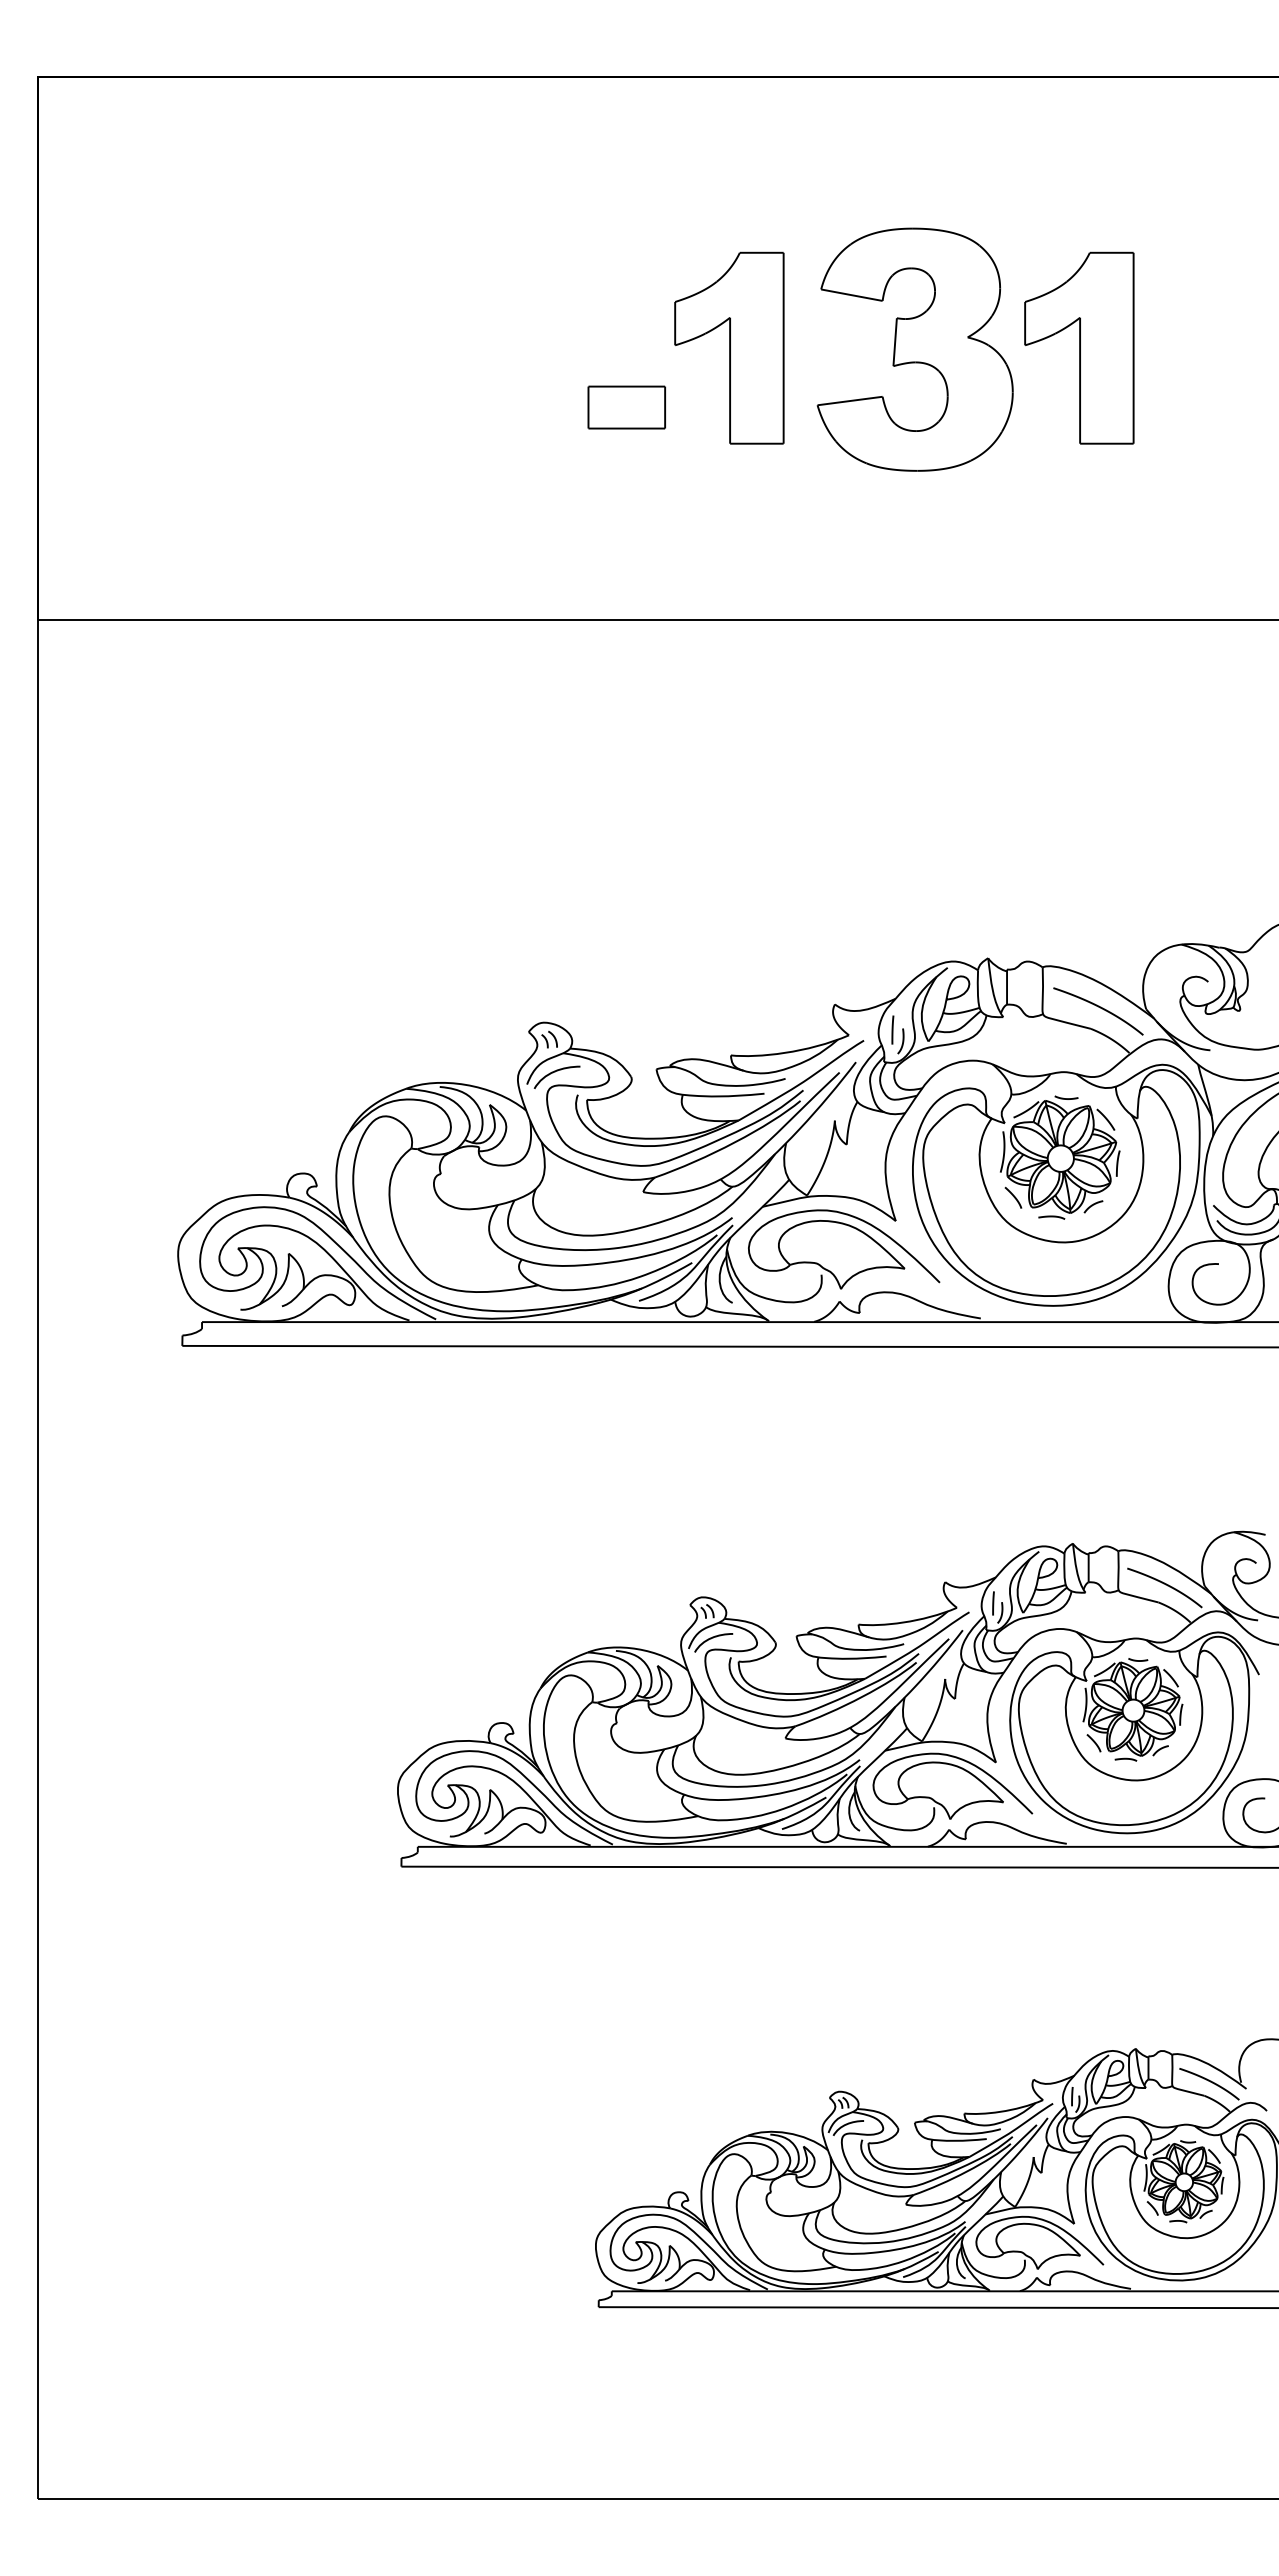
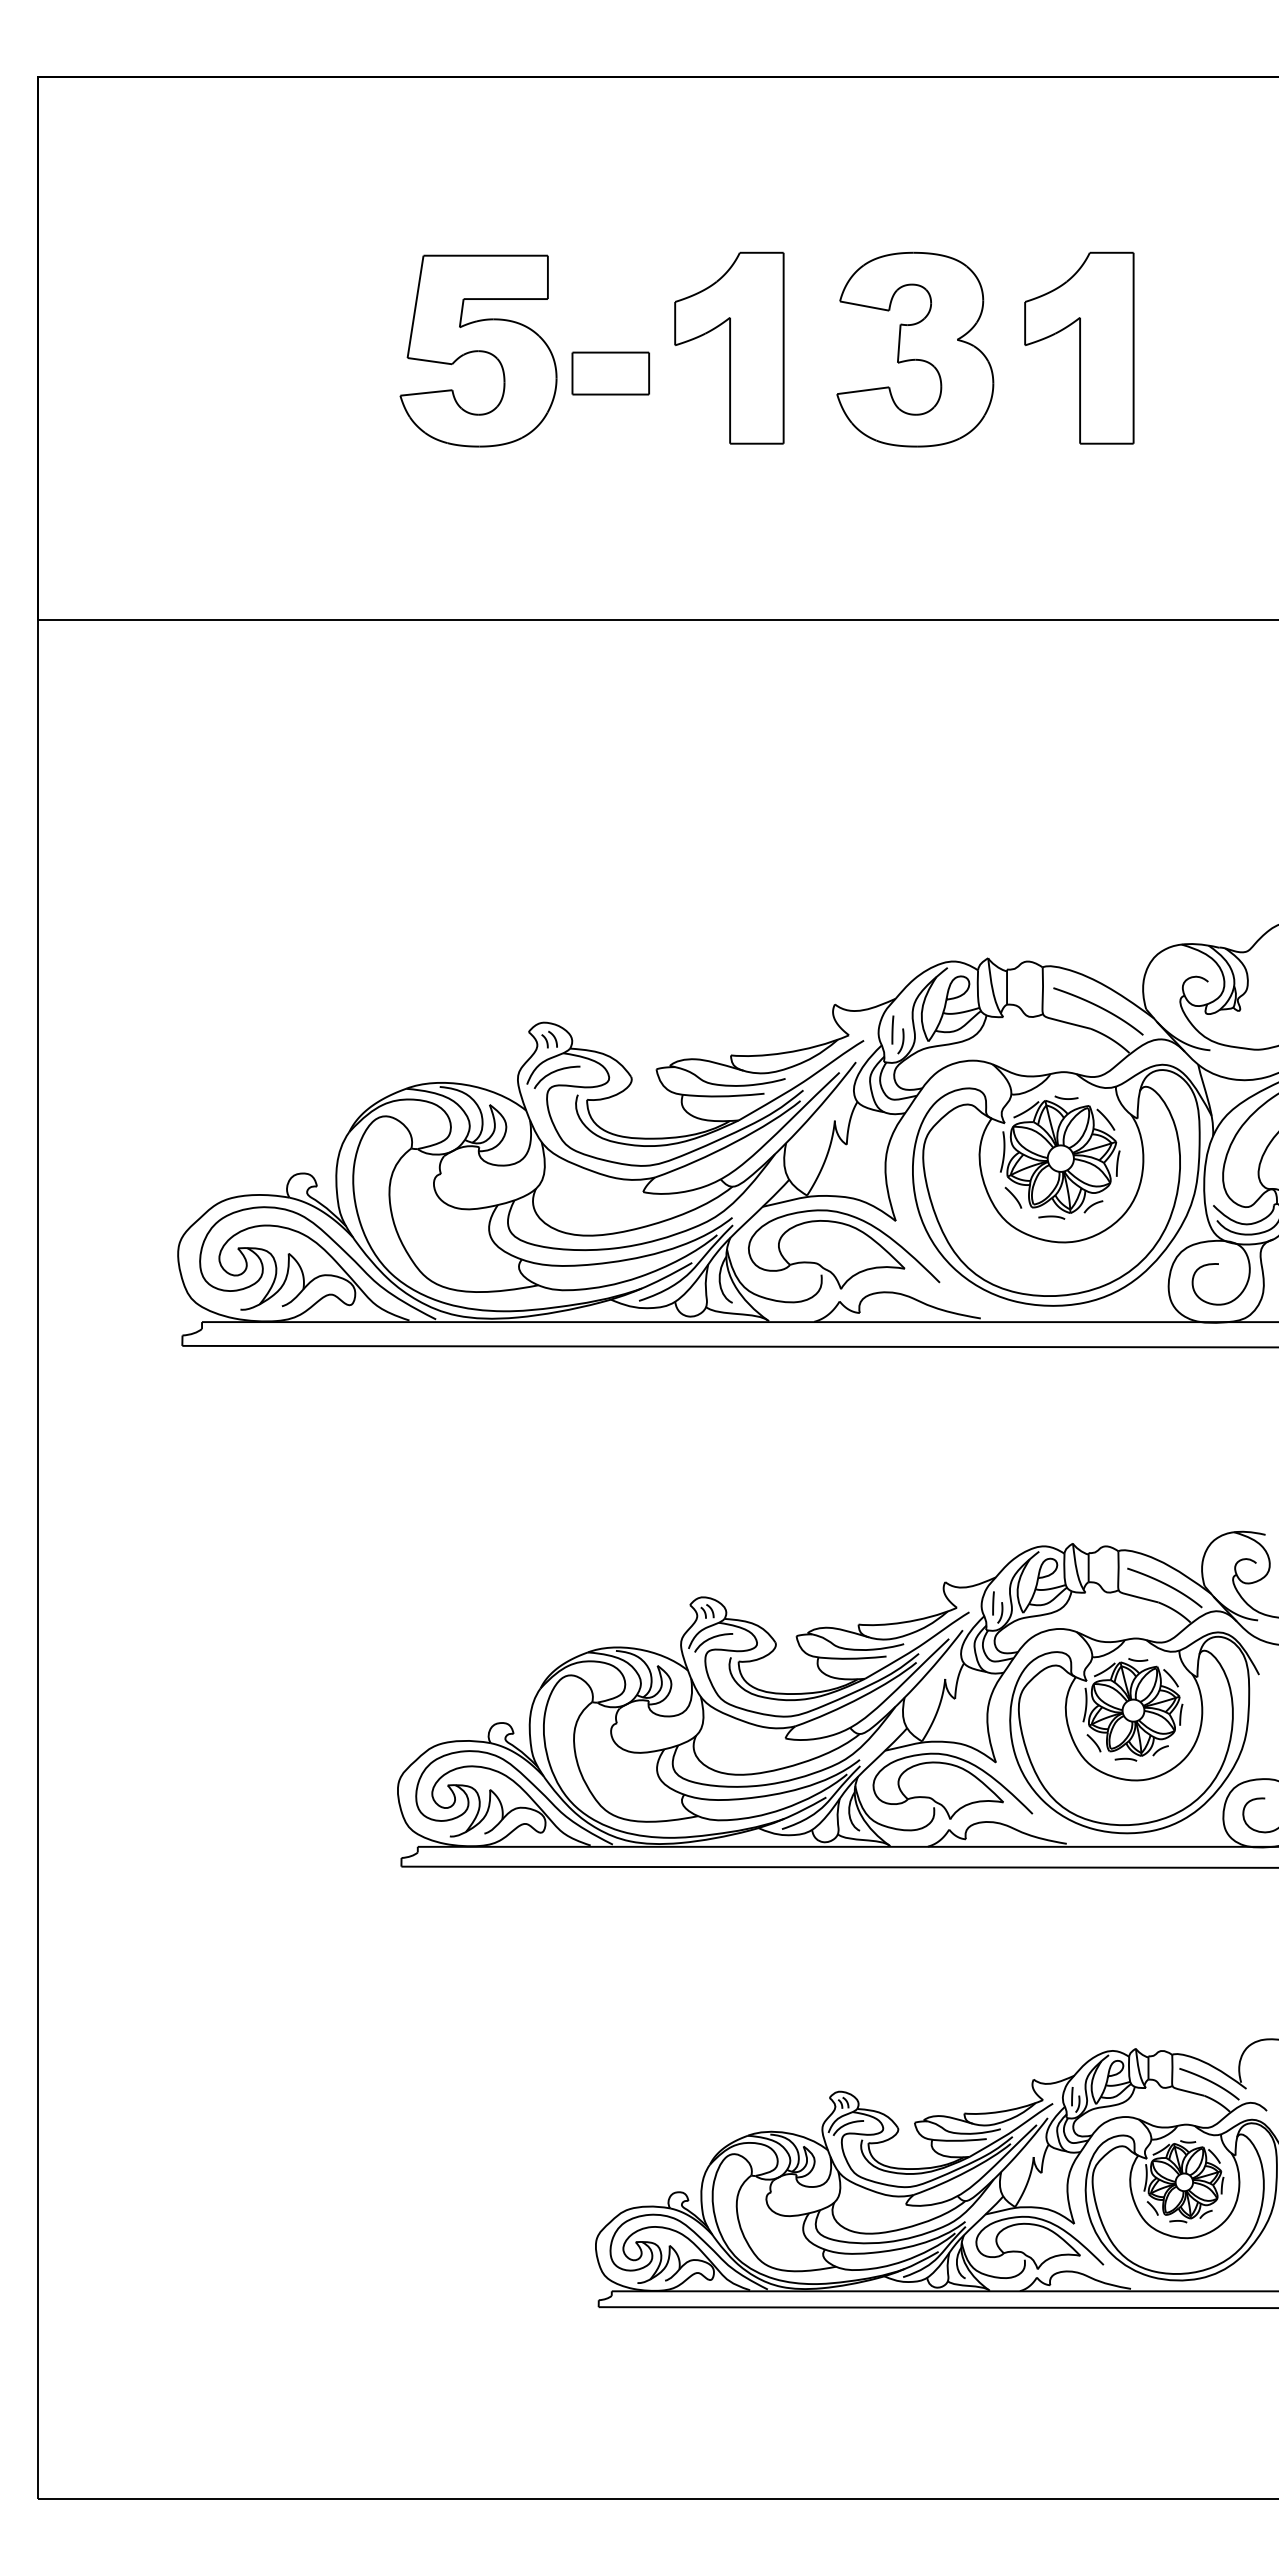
part size: 198x245 px -> 159x197 px (915, 349)
part: none -> present (478, 350)
part position: (626, 407) -> (610, 373) (610, 373)
